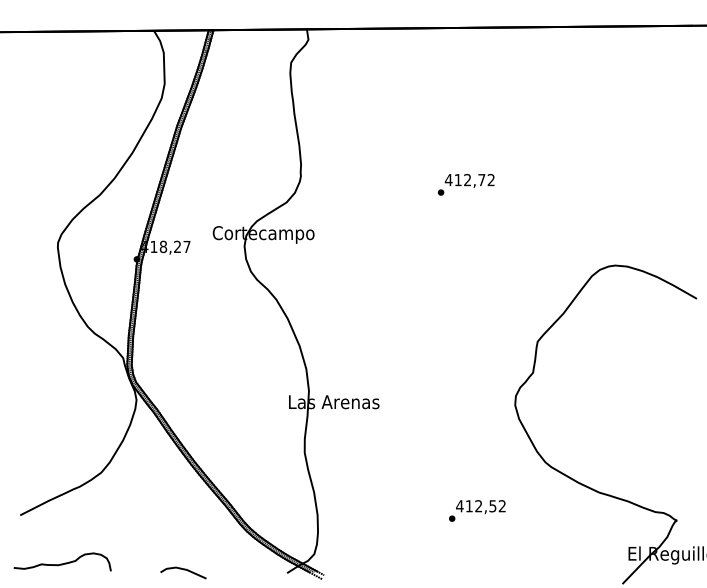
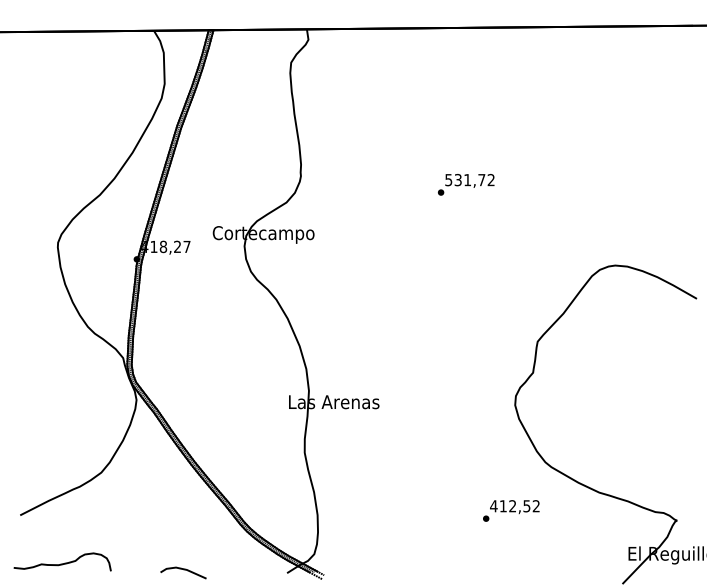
text: 412,72 -> 531,72 (457, 180)
text position: (477, 510) -> (511, 510) (511, 510)
